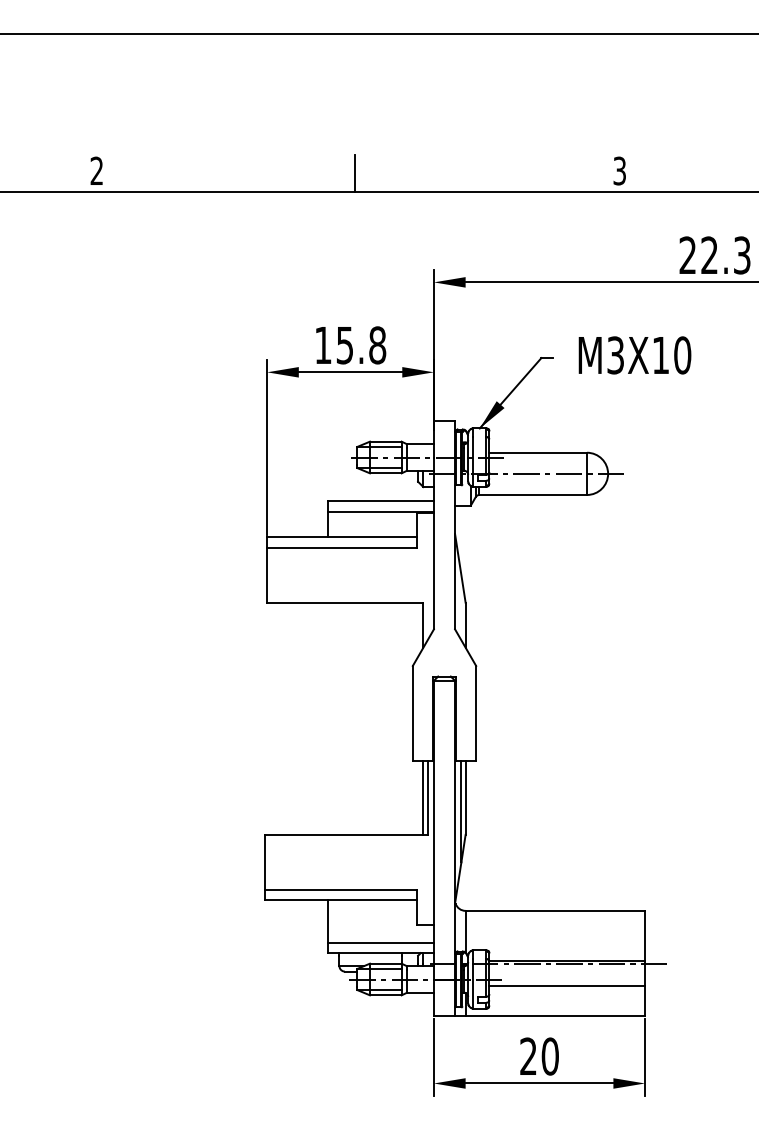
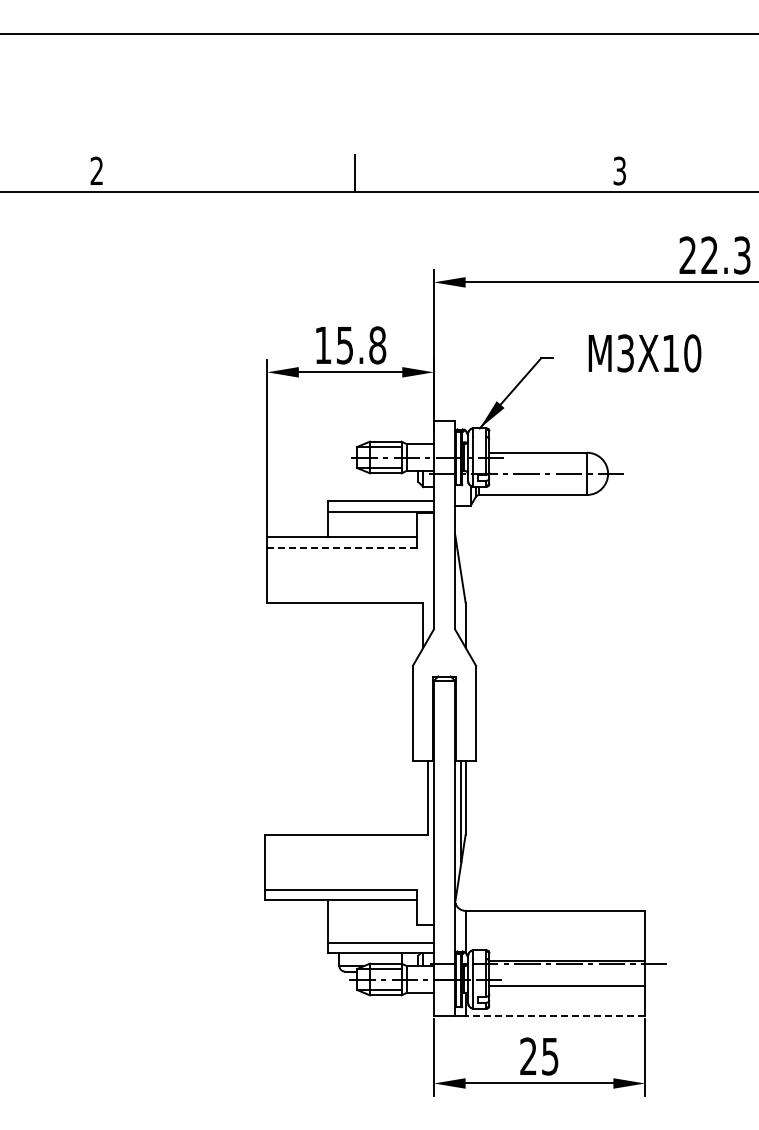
text position: (634, 355) -> (644, 353) (644, 353)
line: solid -> dashed (342, 547)
line: present -> none (423, 797)
line: solid -> dashed (555, 1016)
text: 20 -> 25 (549, 1056)
